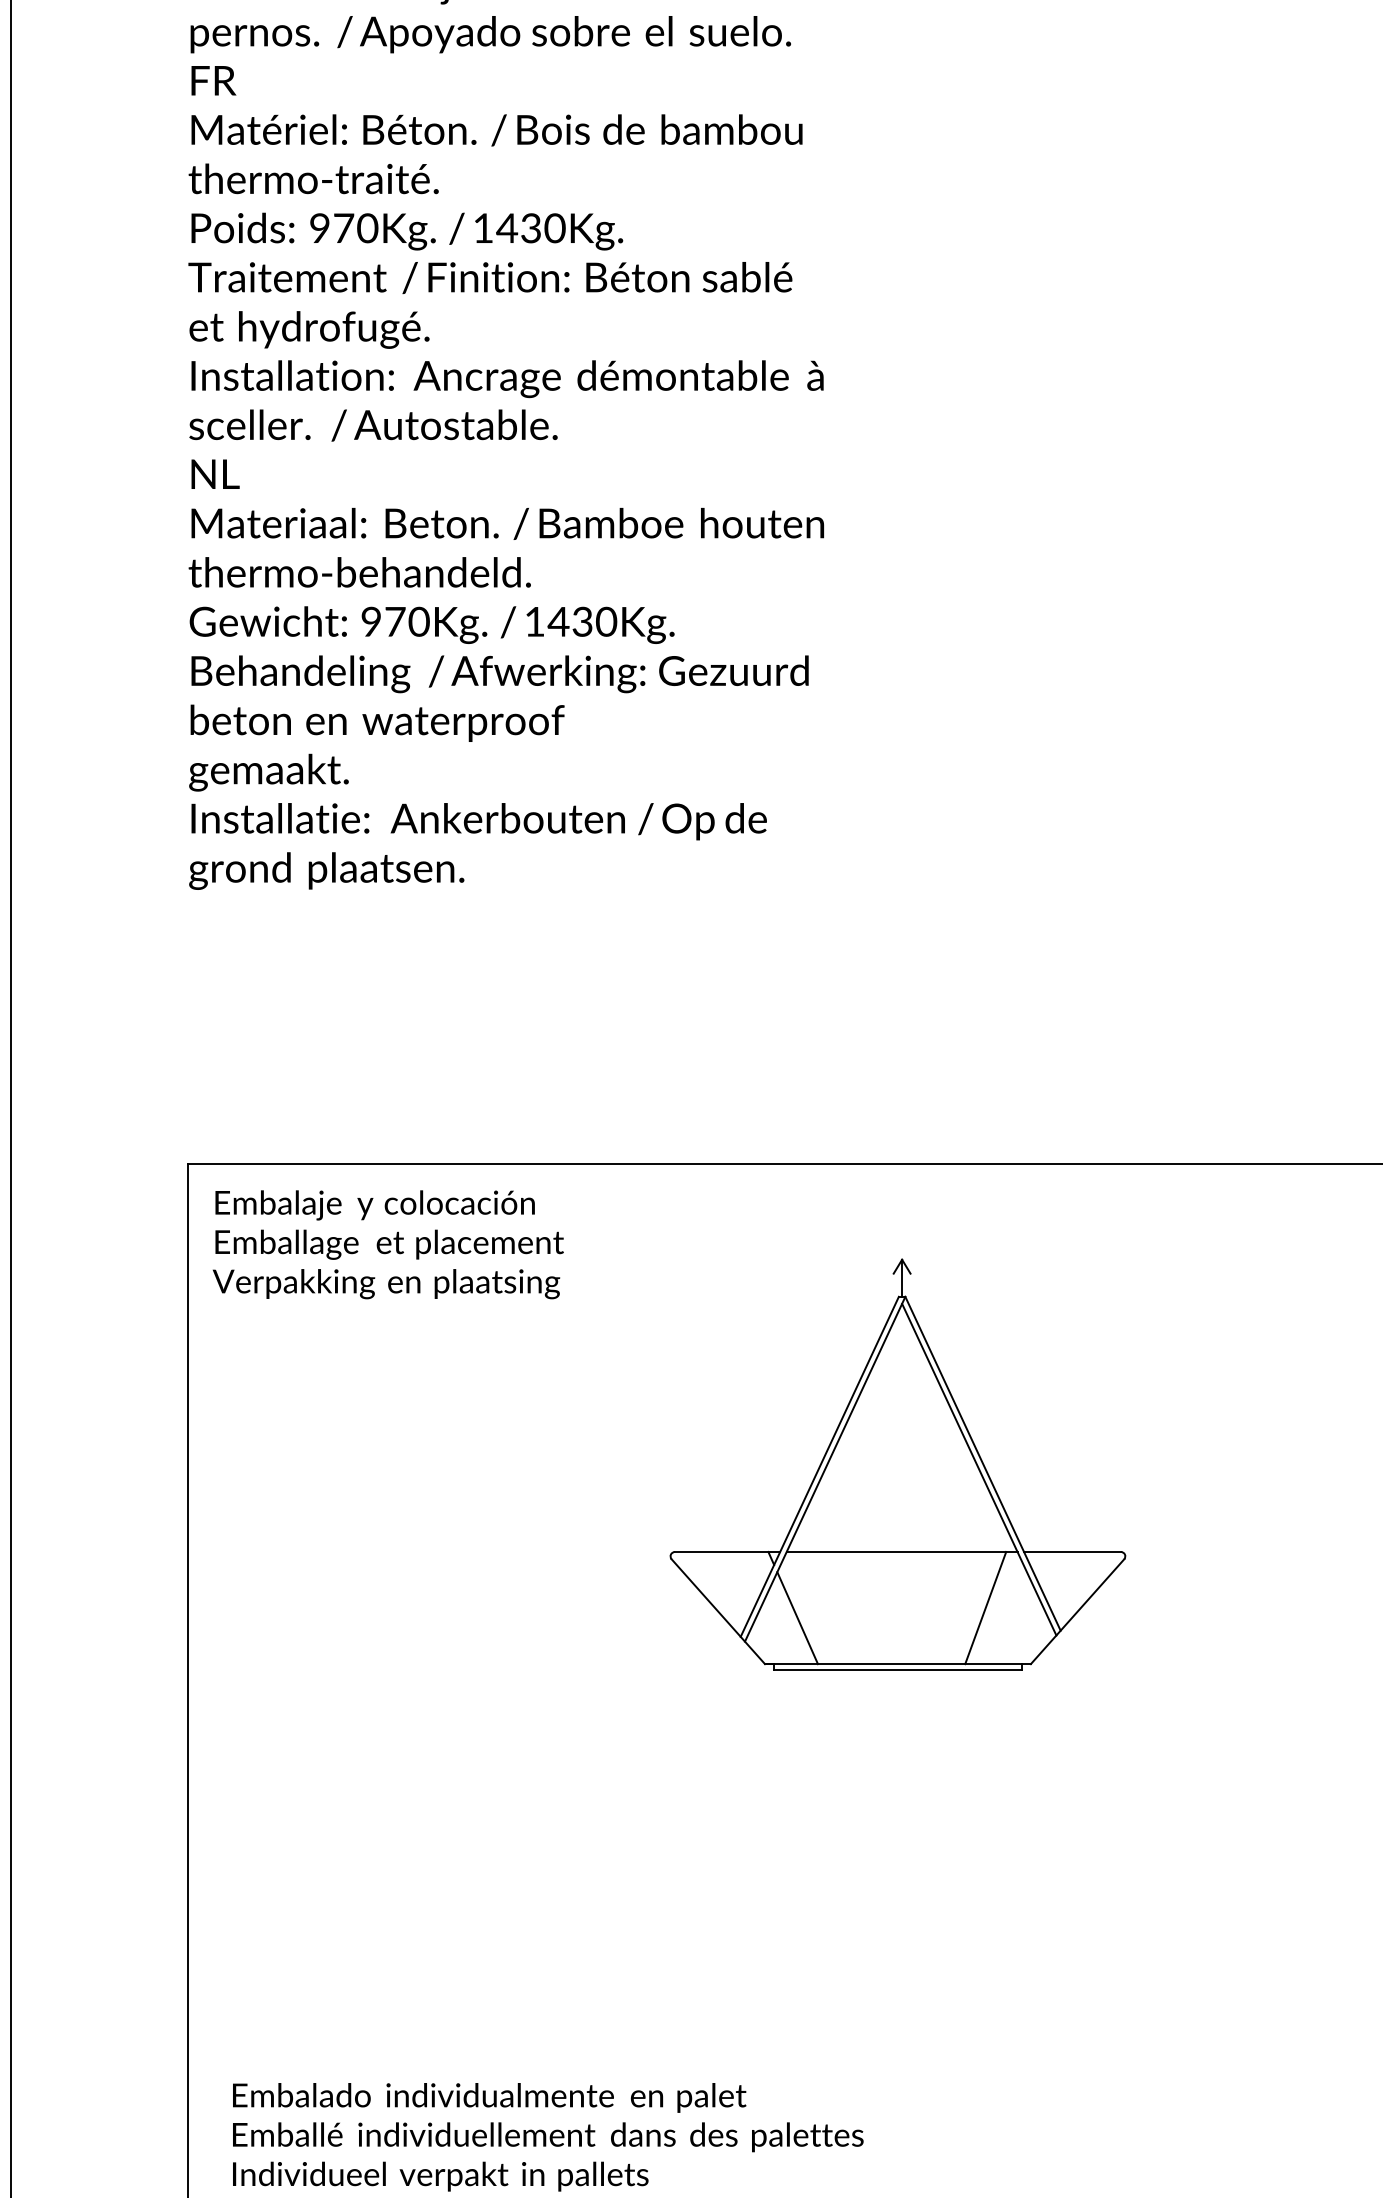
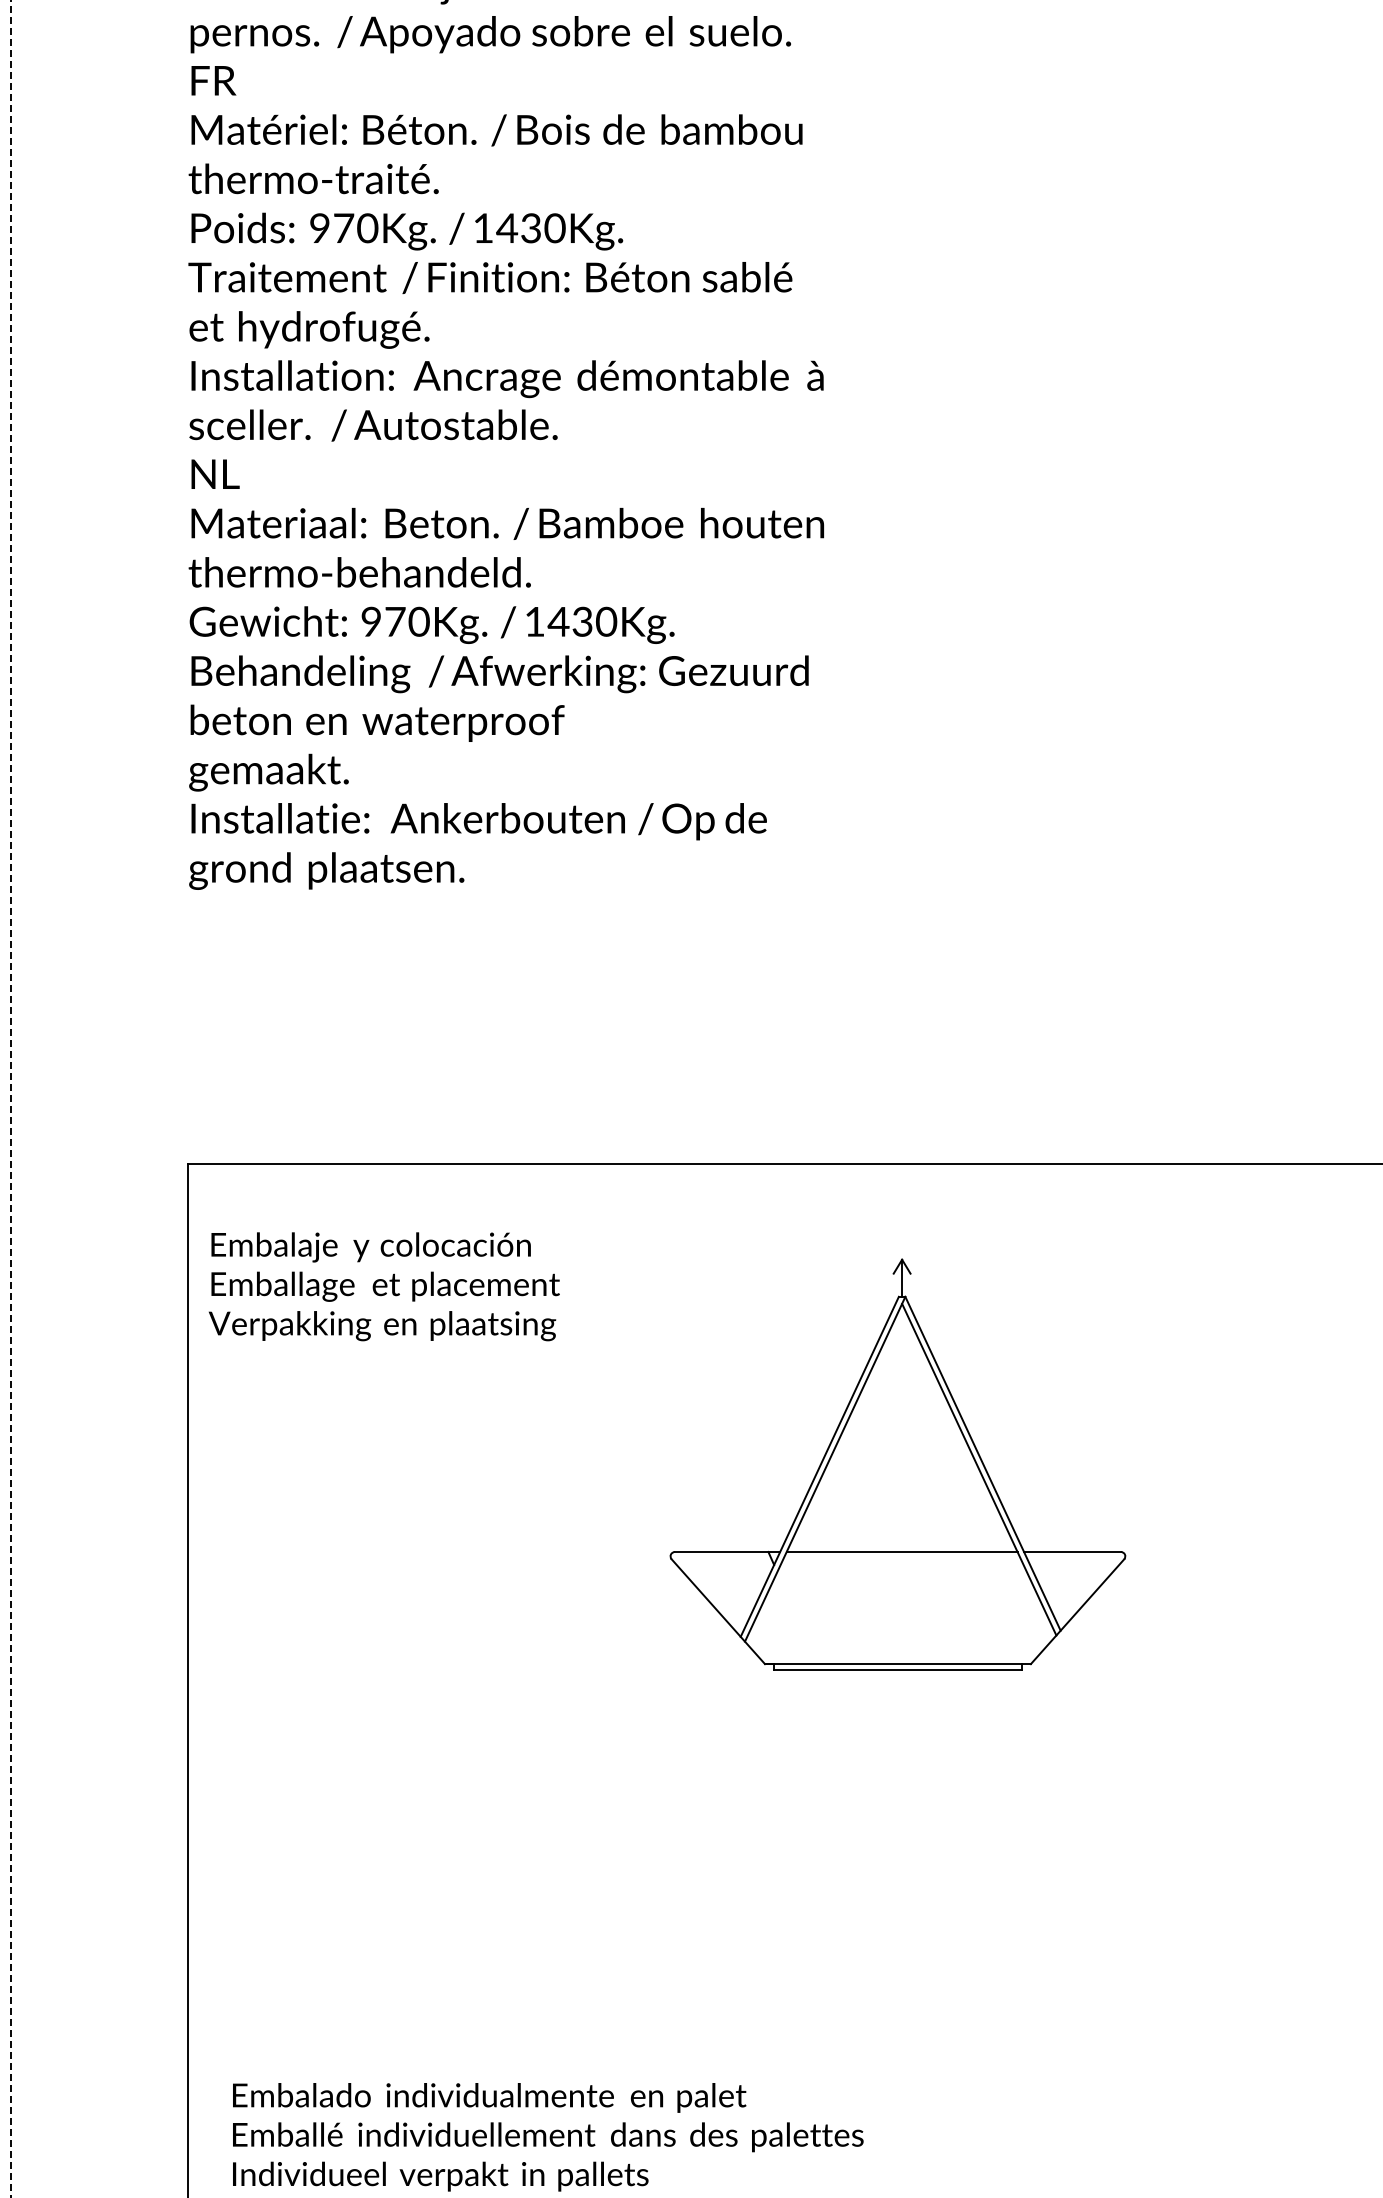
line: solid -> dashed (10, 1099)
text position: (388, 1244) -> (384, 1286) (384, 1286)
line: present -> none (985, 1607)
line: present -> none (797, 1618)
